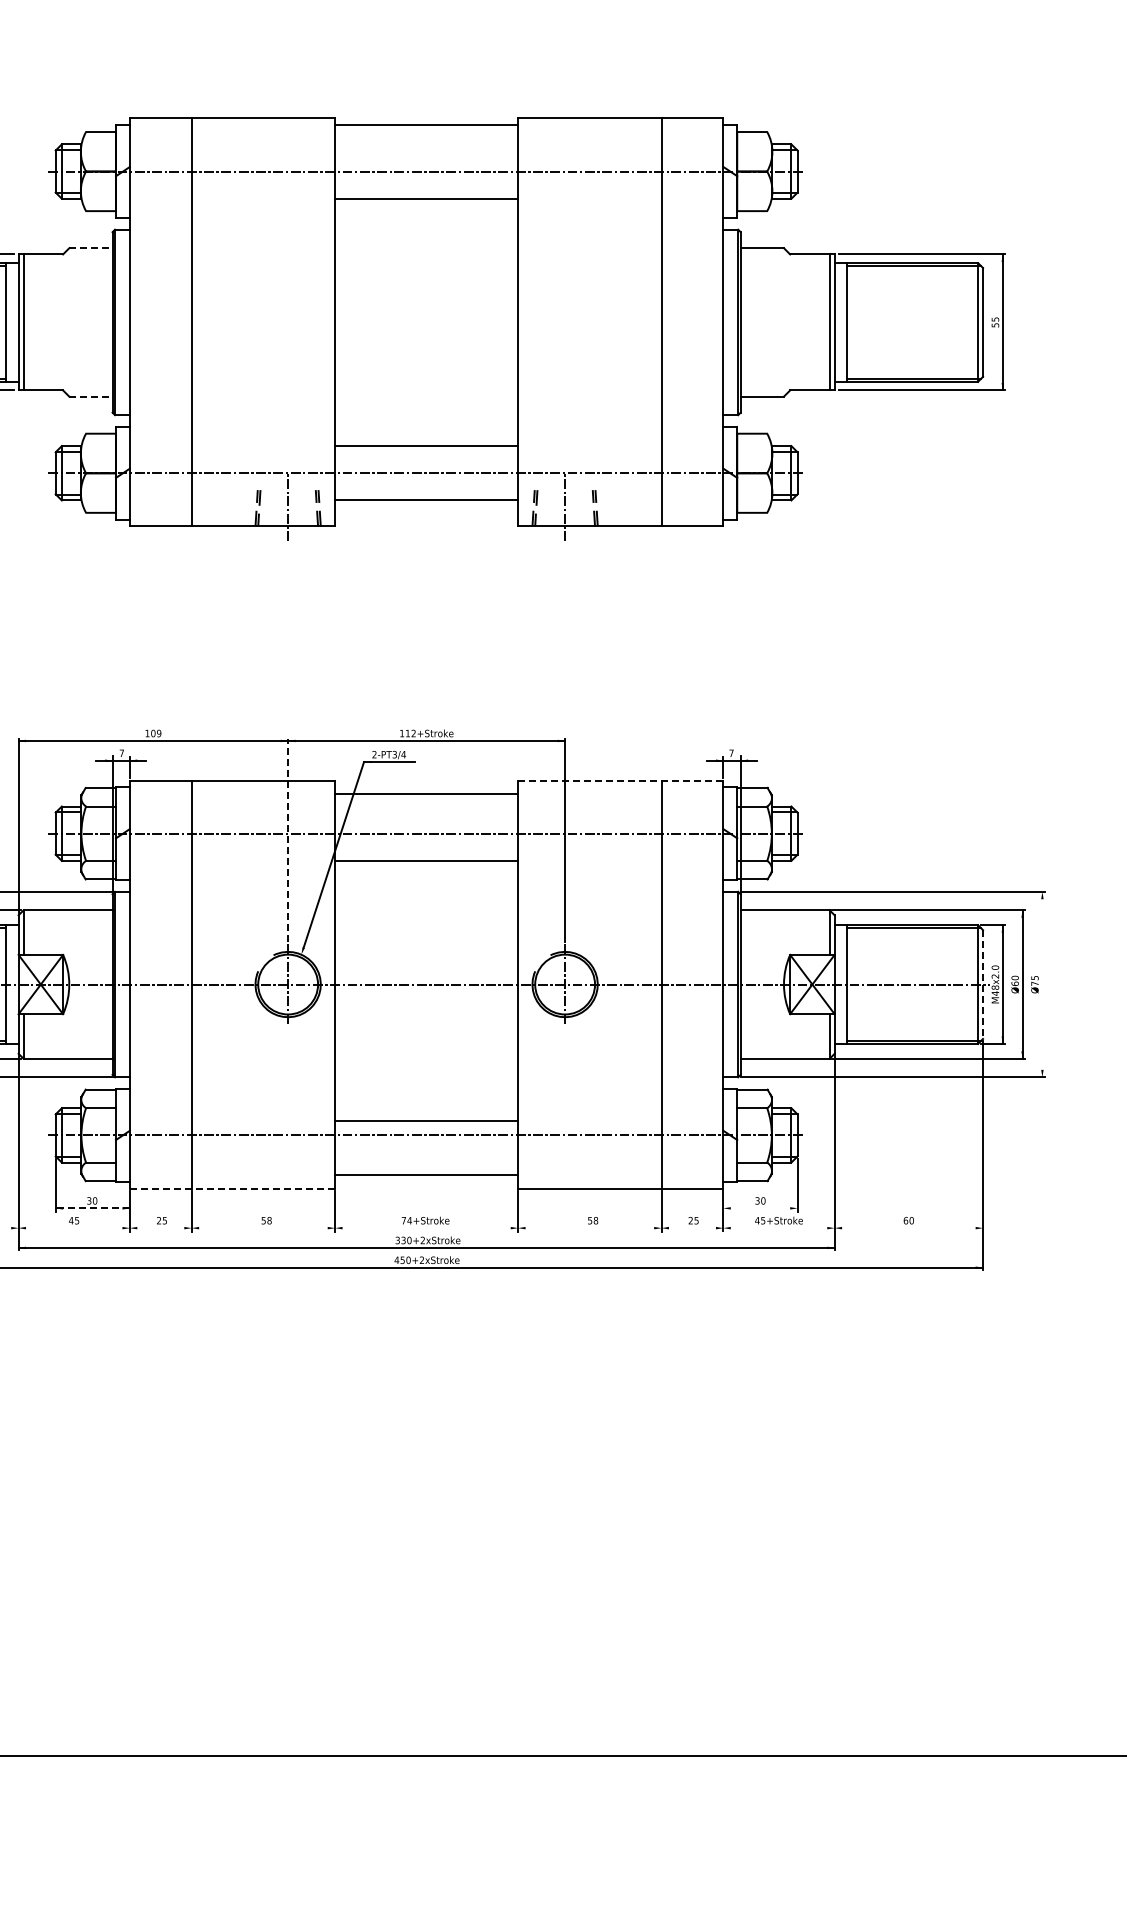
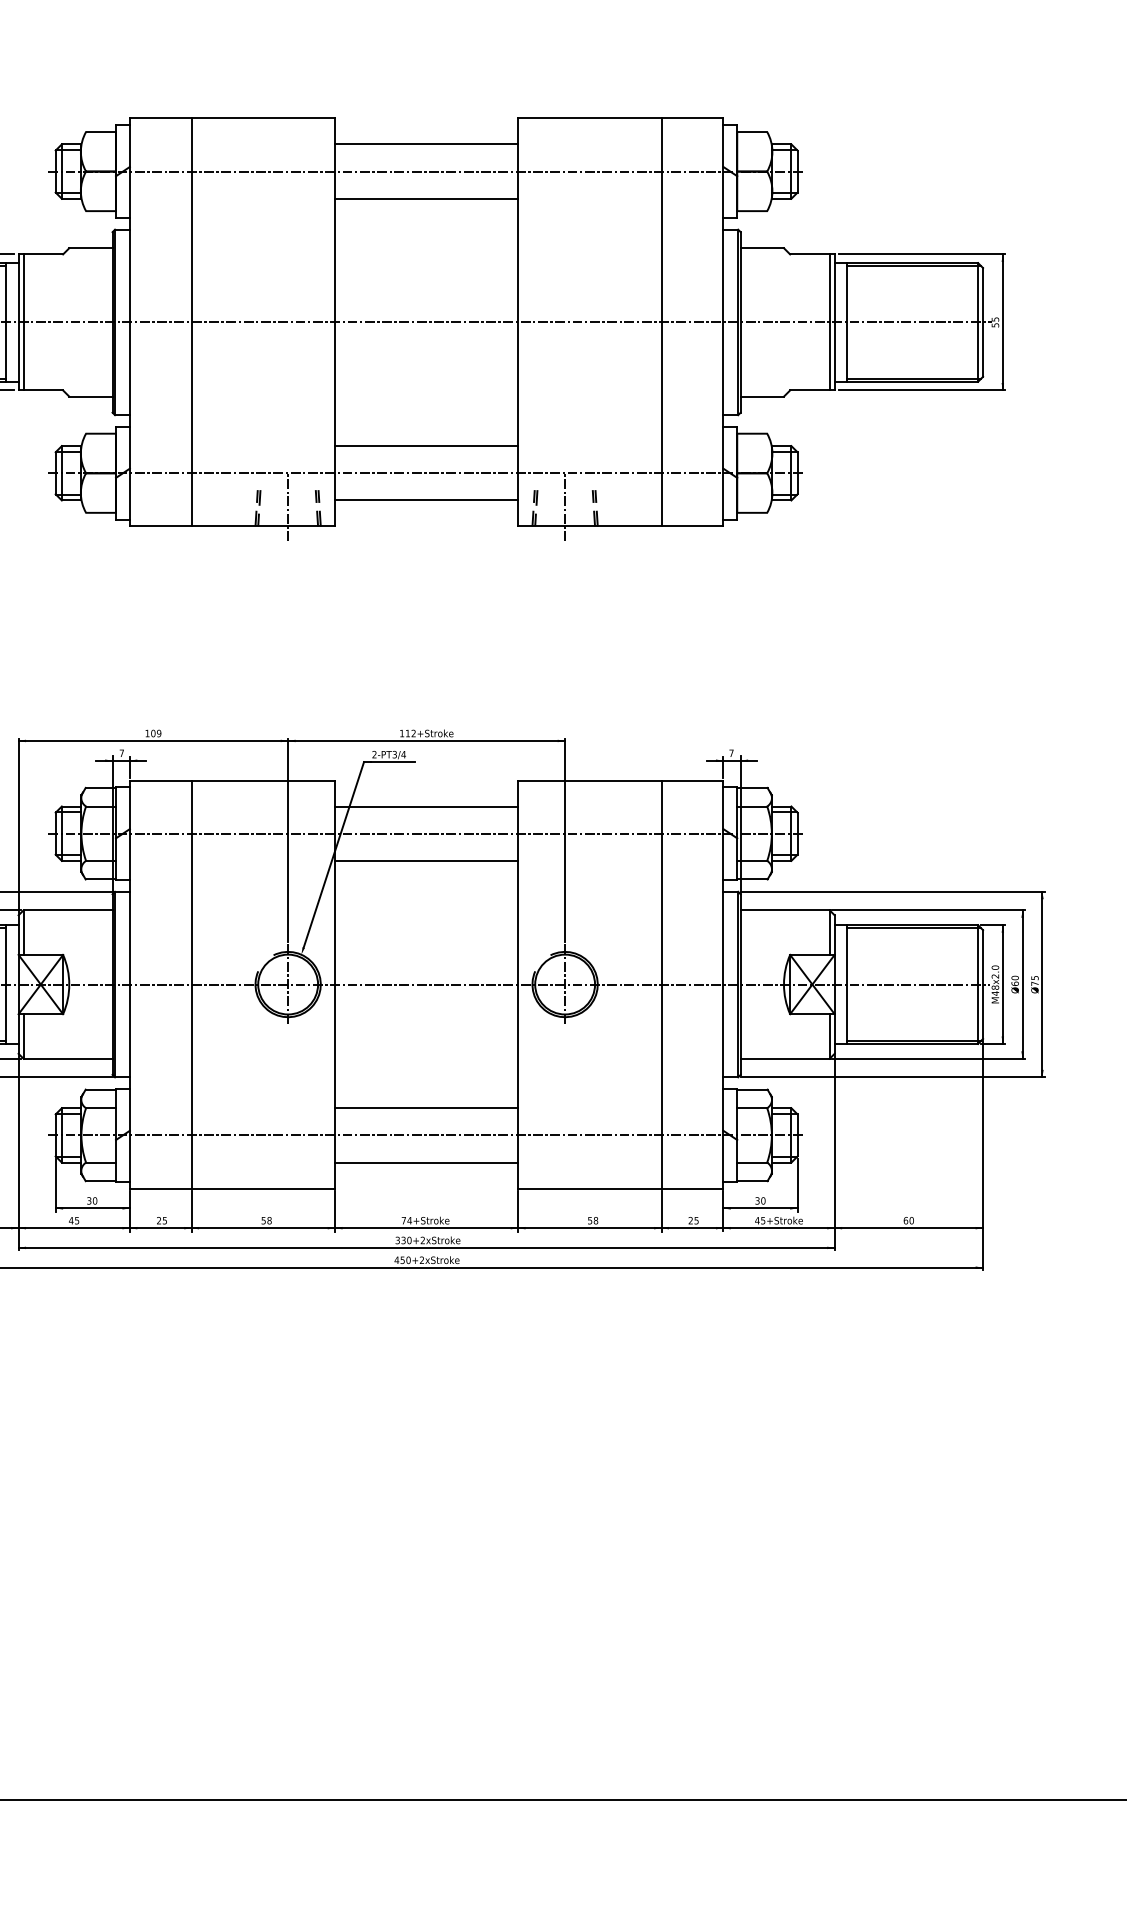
line position: (426, 125) -> (426, 144) (426, 144)
line: dashed -> solid (90, 248)
line: none -> present (497, 322)
line: dashed -> solid (90, 396)
line: dashed -> solid (620, 780)
line position: (426, 793) -> (426, 806) (426, 806)
line: dashed -> solid (288, 840)
line: none -> present (1042, 984)
line: dashed -> solid (983, 985)
line position: (426, 1121) -> (426, 1108) (426, 1108)
line position: (426, 1174) -> (426, 1162) (426, 1162)
line: dashed -> solid (232, 1188)
line: dashed -> solid (92, 1208)
line: none -> present (760, 1208)
line: none -> present (492, 1228)
line position: (562, 1756) -> (562, 1800) (562, 1800)
